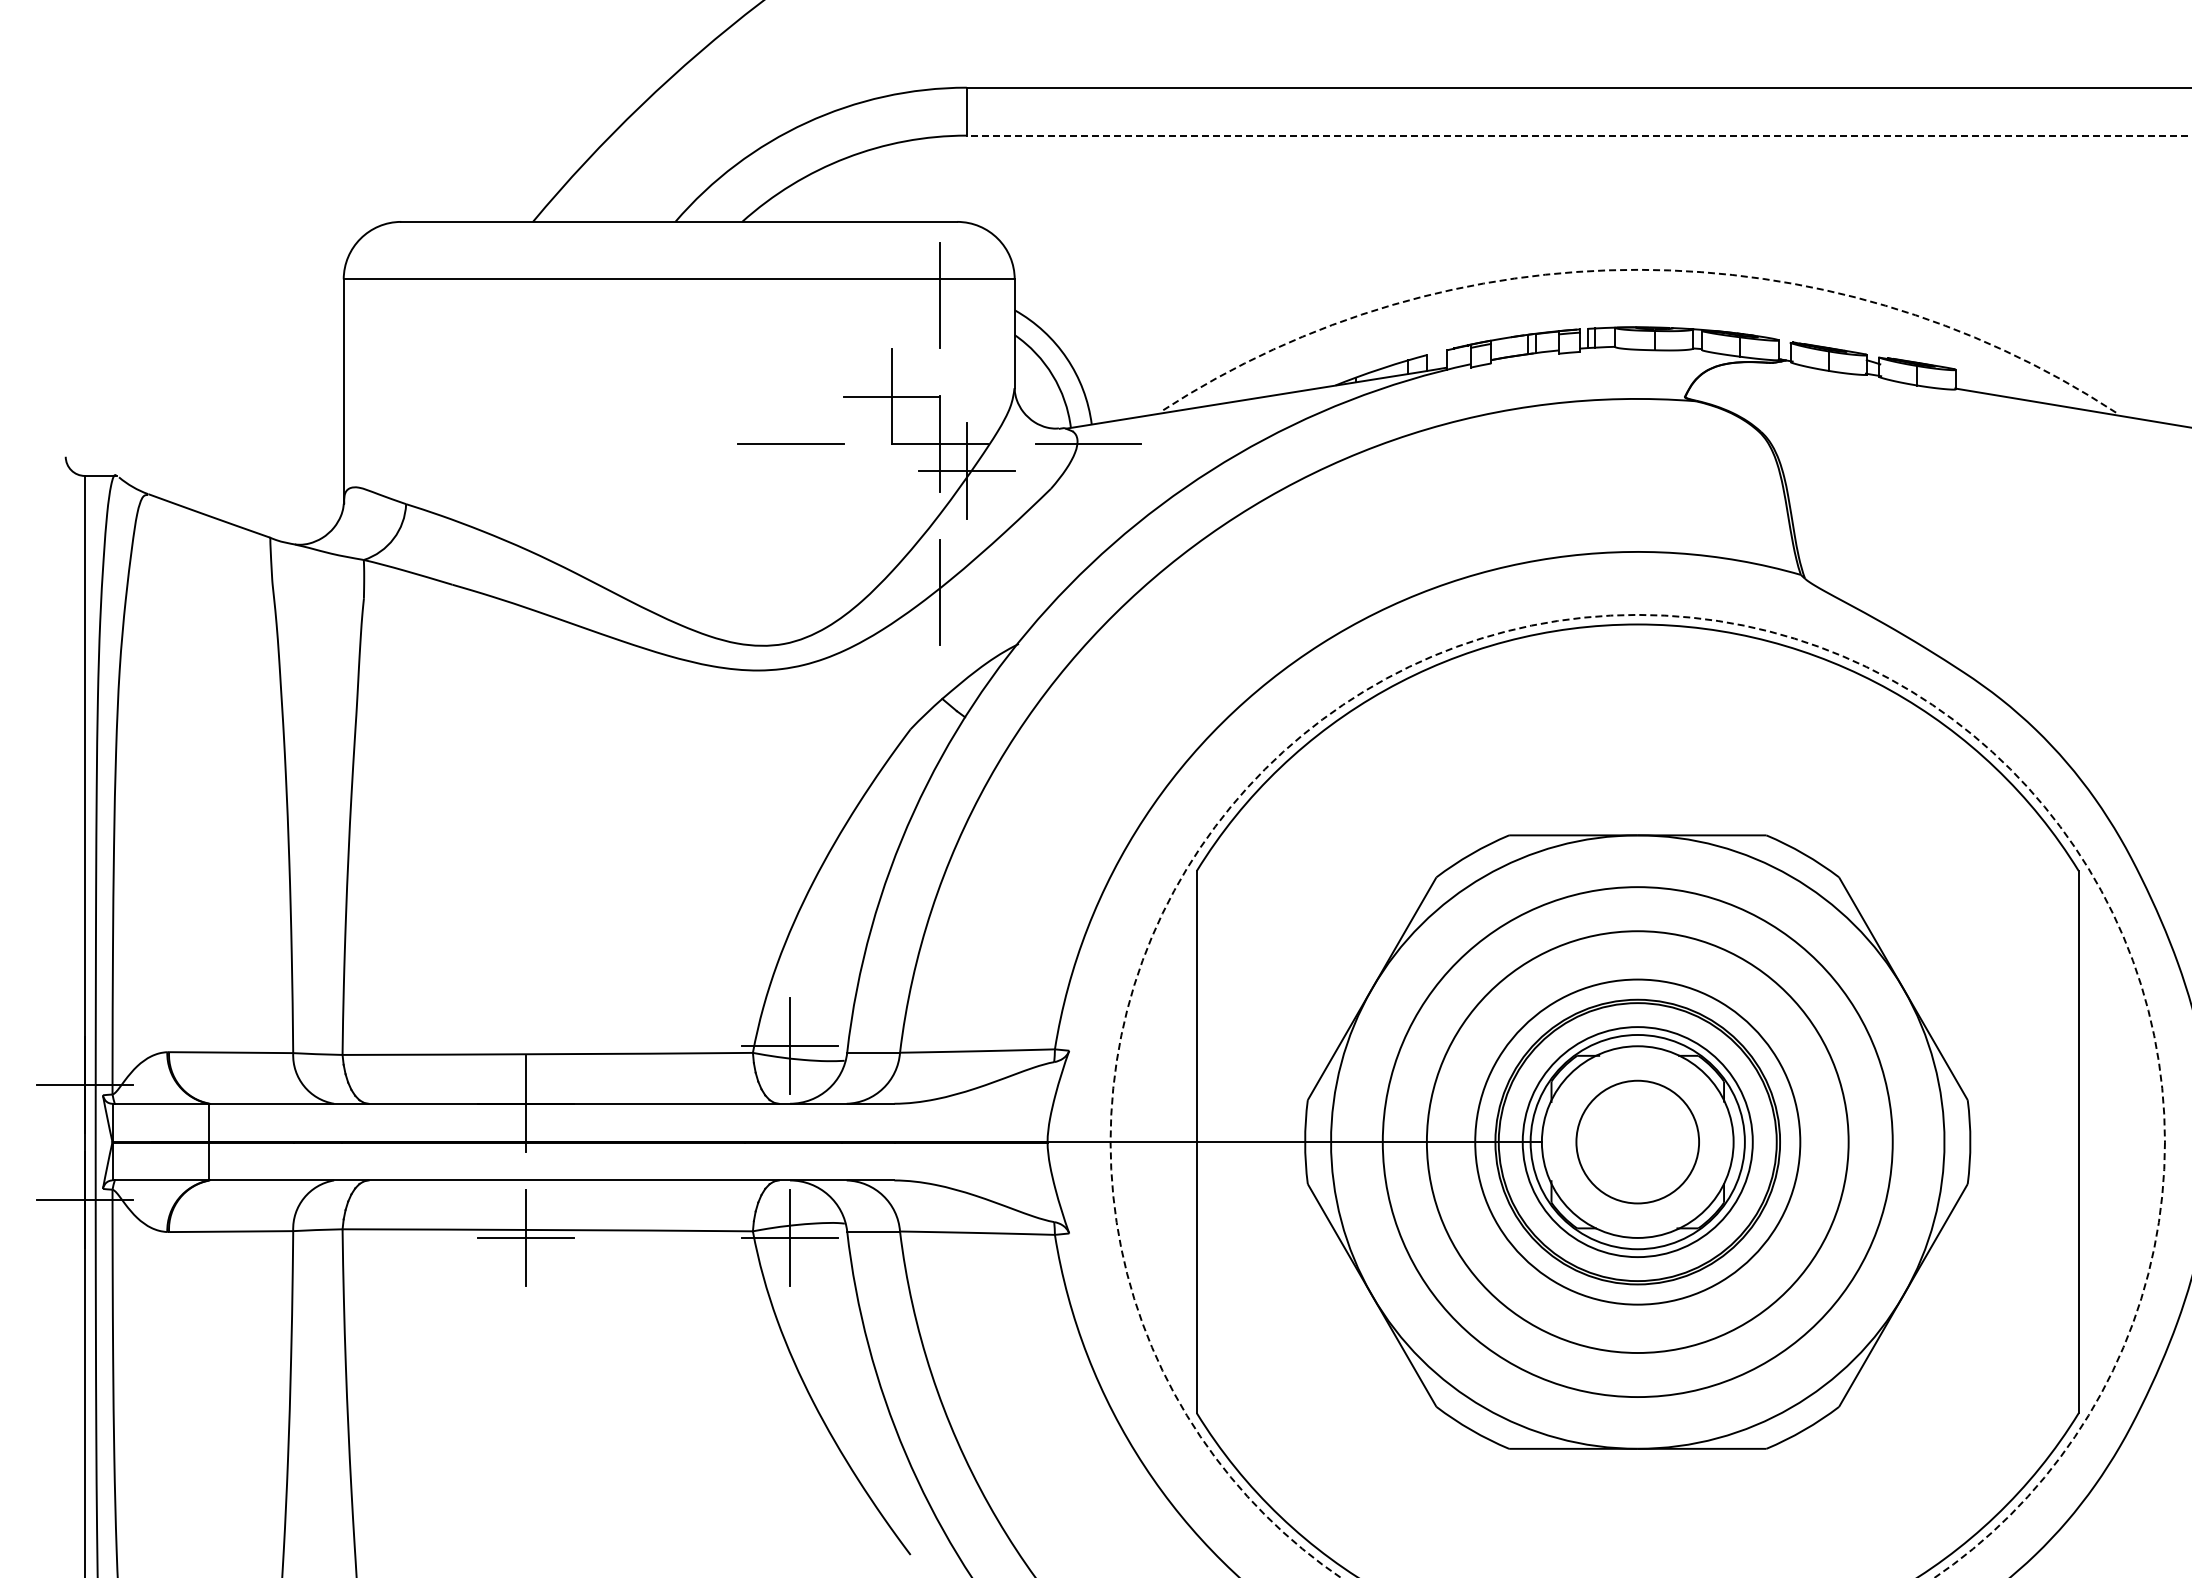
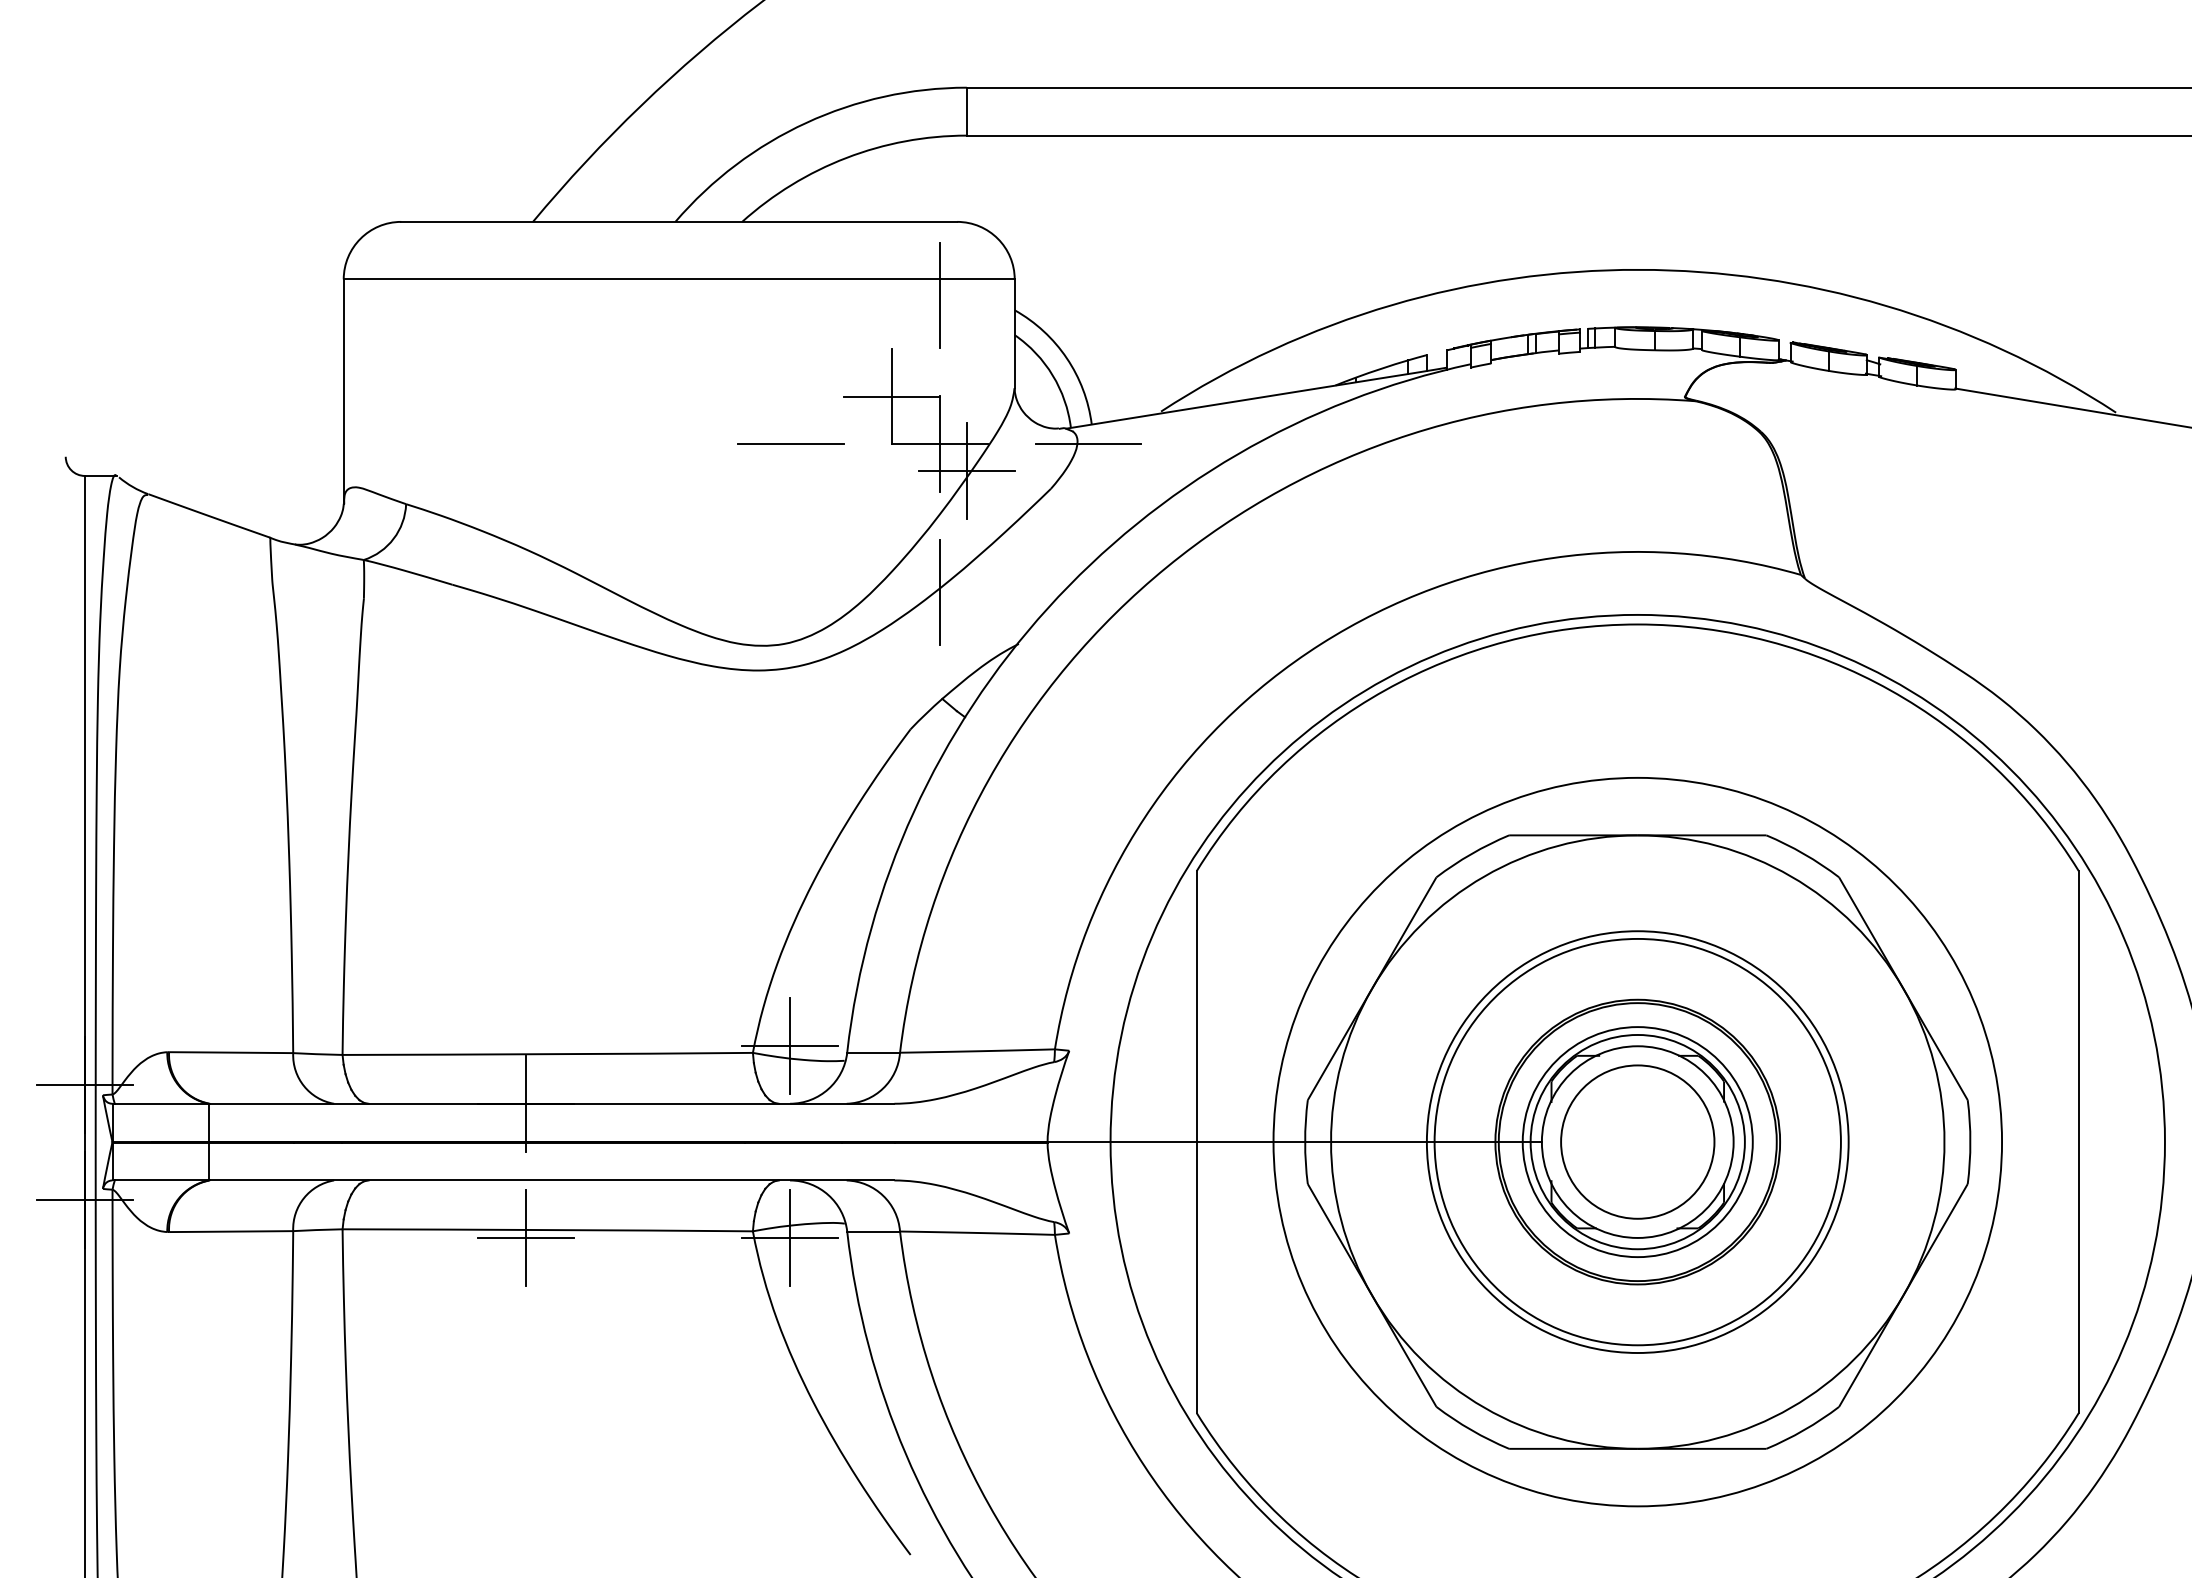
line: dashed -> solid (1578, 135)
arc: dashed -> solid (1638, 269)
circle: dashed -> solid (1637, 1095)
circle diameter: 123 px -> 153 px (1637, 1141)
circle diameter: 325 px -> 406 px (1637, 1141)
circle diameter: 510 px -> 728 px (1637, 1141)
